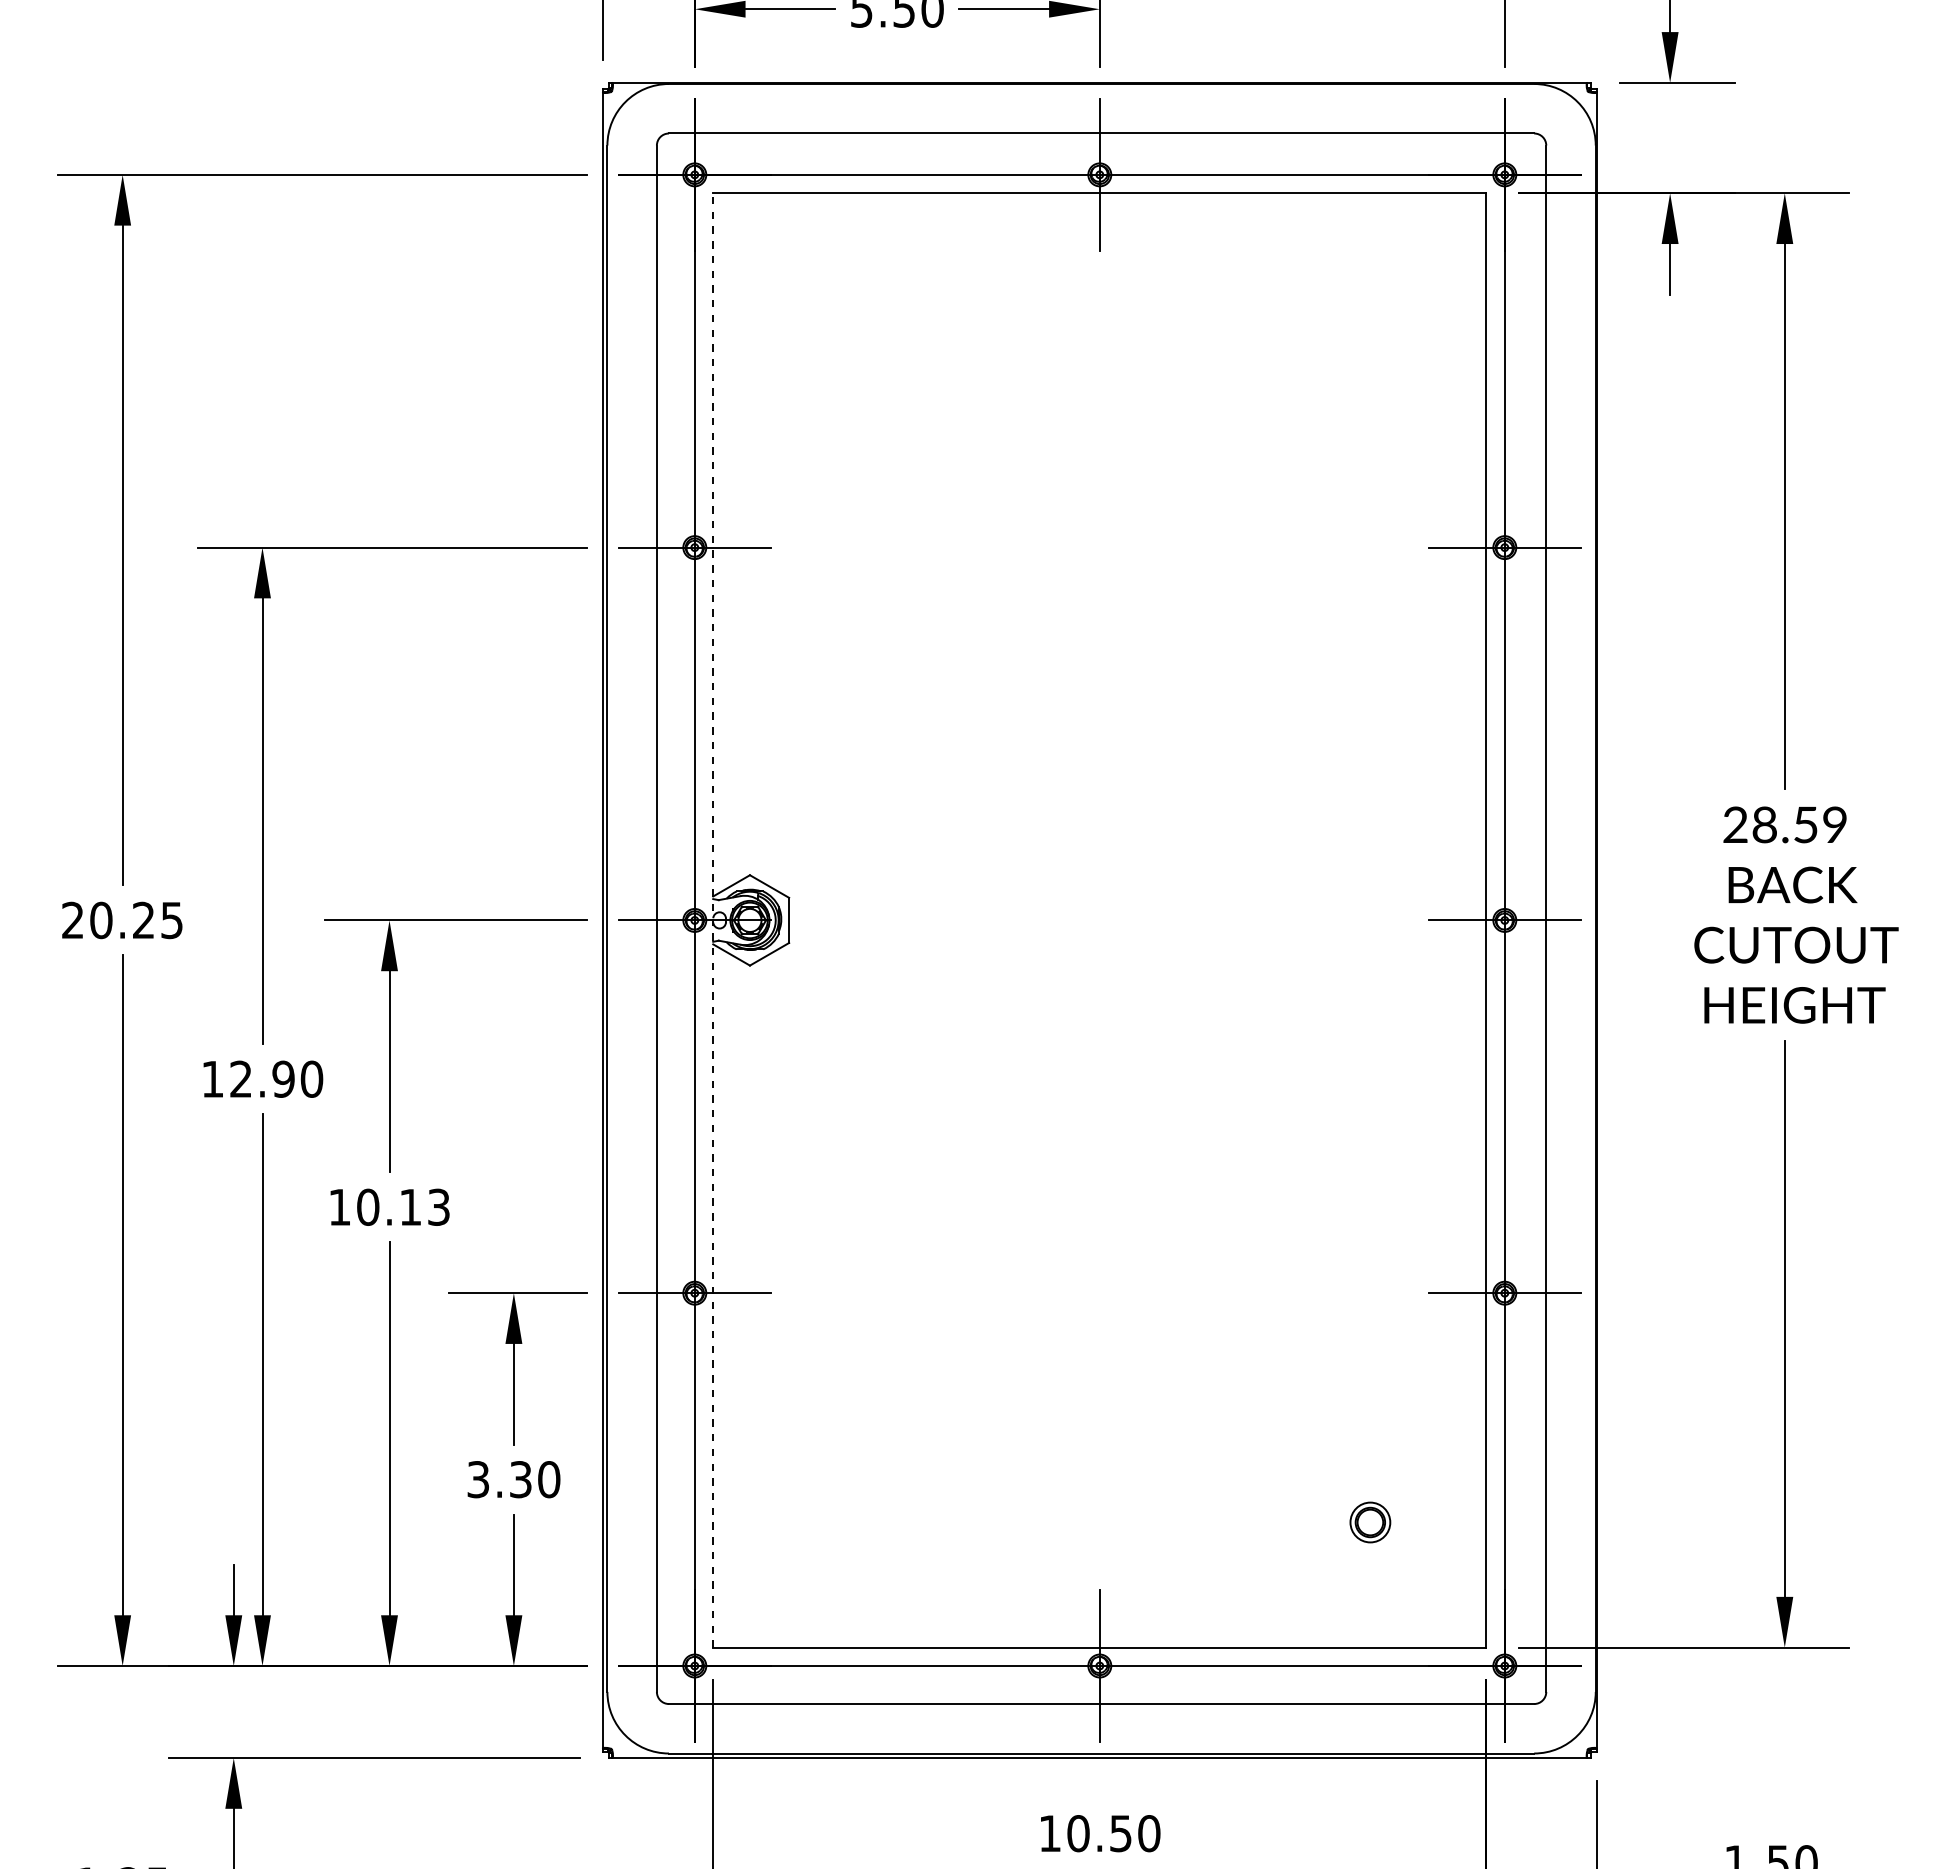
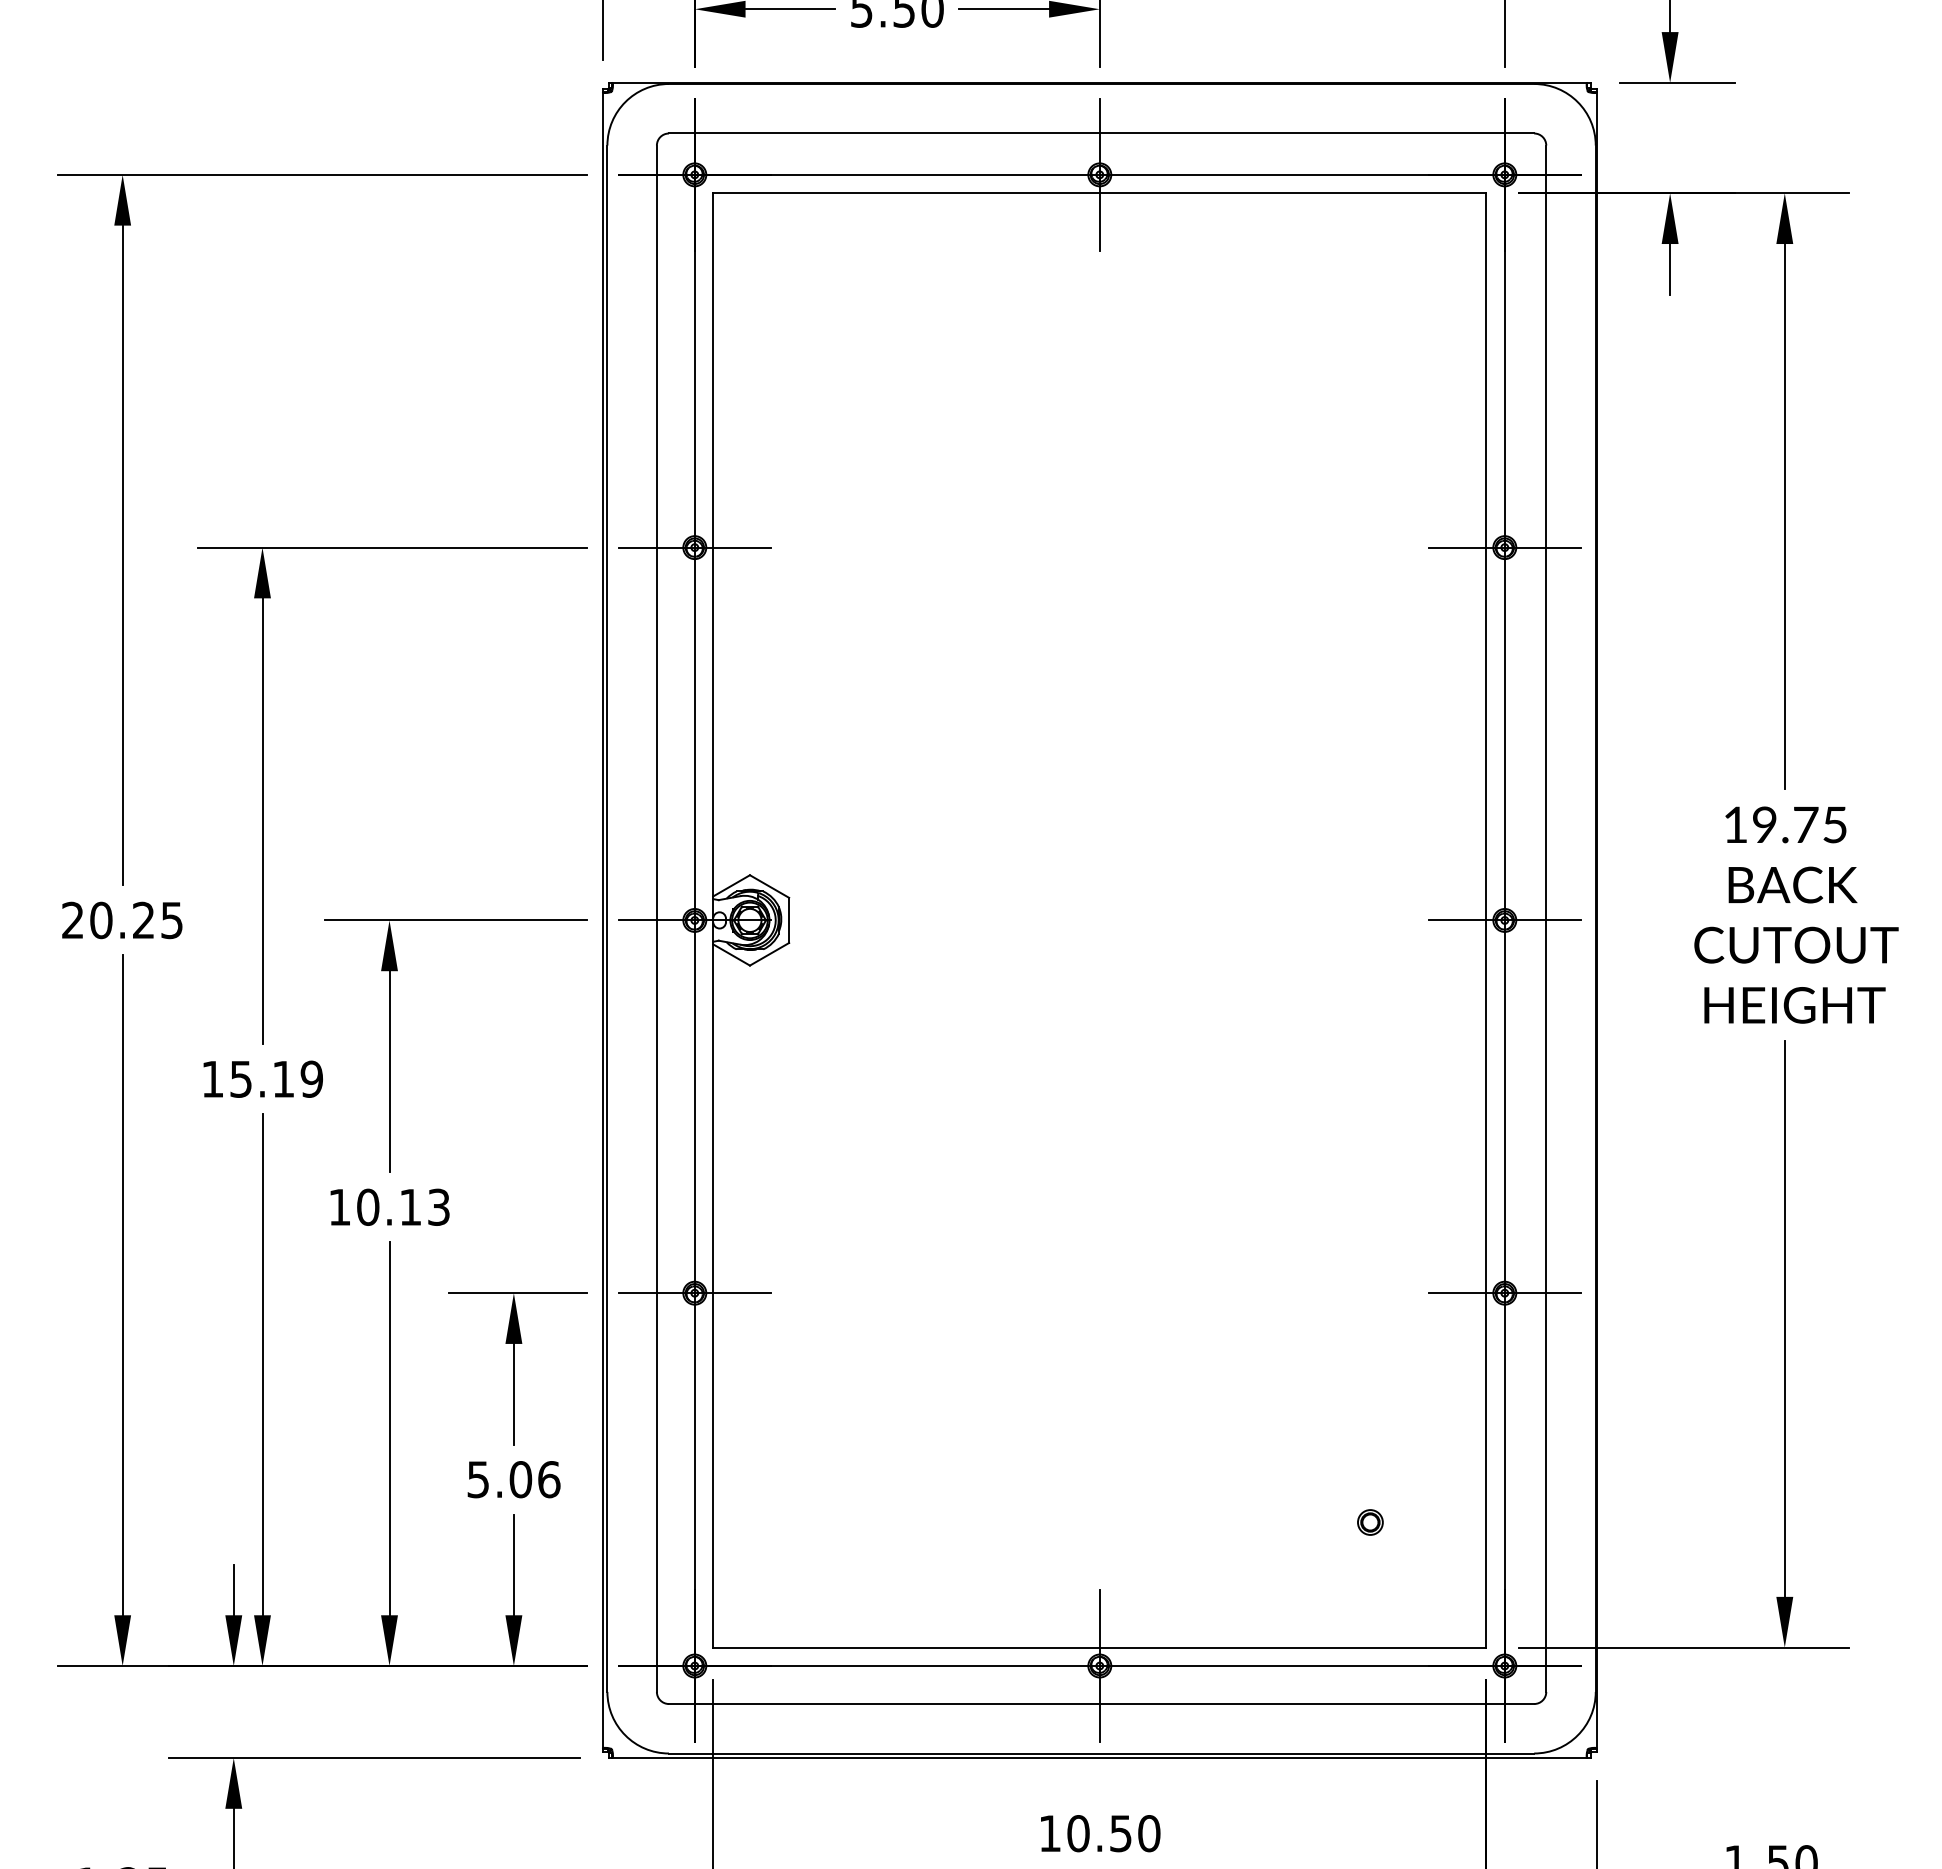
text: 28.59 -> 19.75 (1784, 824)
line: dashed -> solid (713, 919)
text: 12.90 -> 15.19 (276, 1078)
text: 3.30 -> 5.06 (514, 1479)
part size: 43x43 px -> 27x27 px (1370, 1522)
